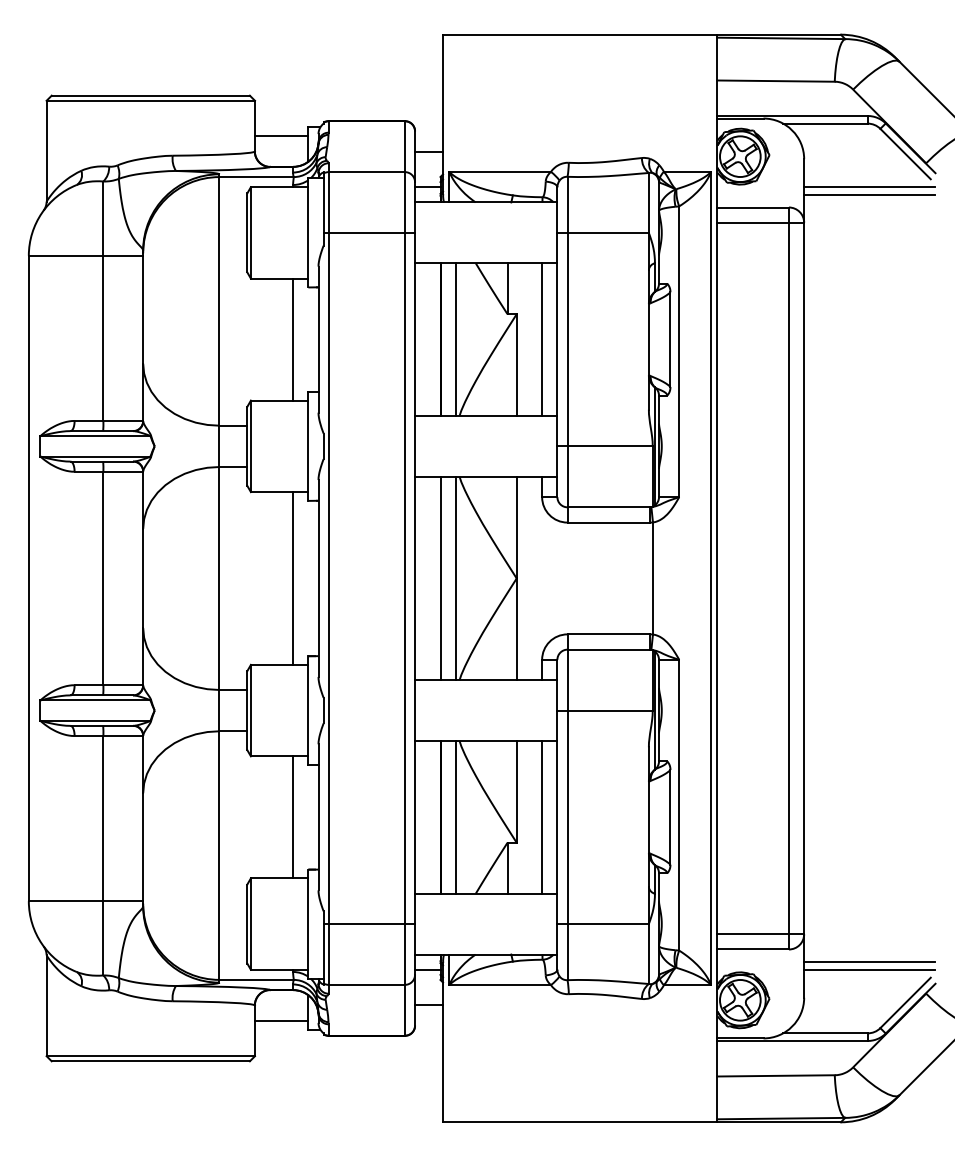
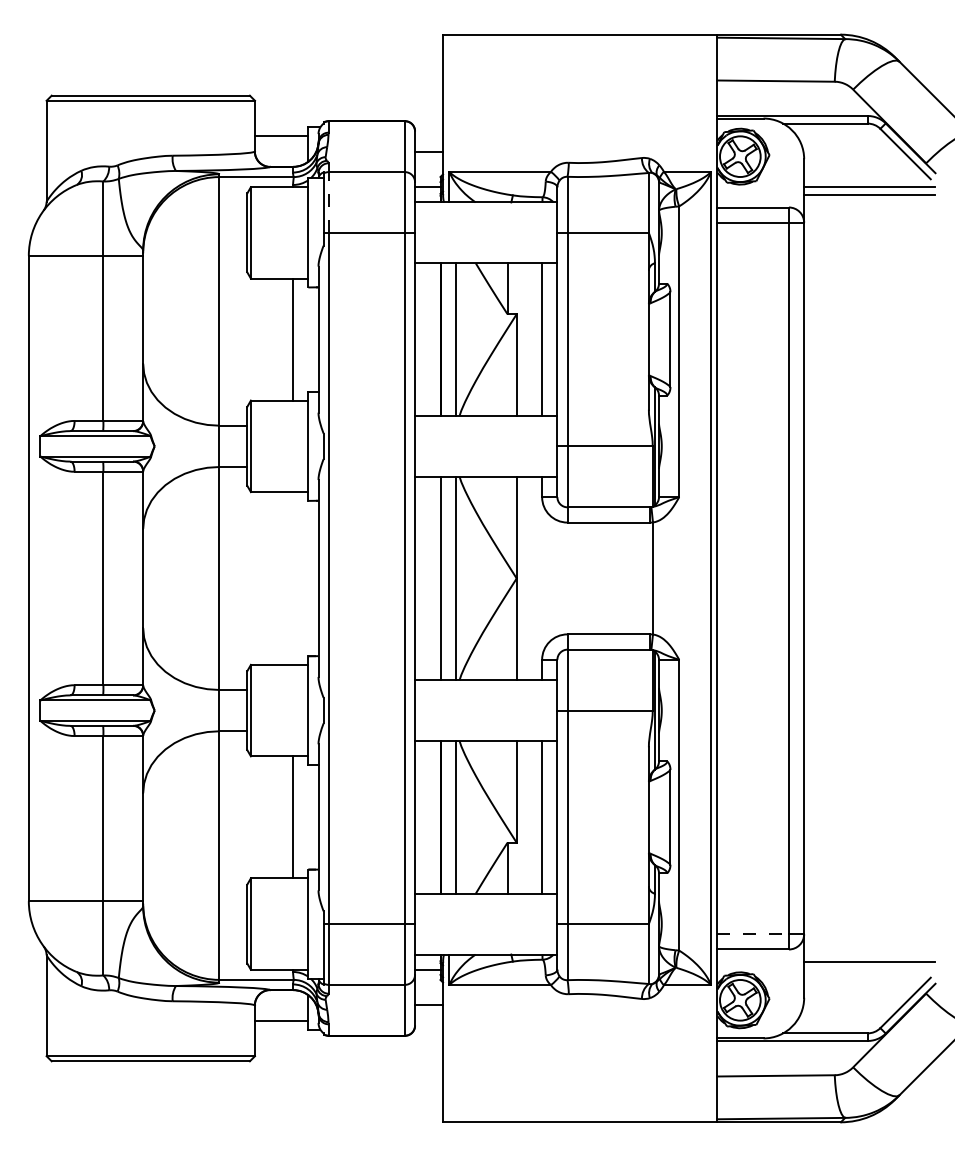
line: solid -> dashed (328, 202)
line: present -> none (293, 578)
line: solid -> dashed (753, 934)
line: present -> none (869, 969)
